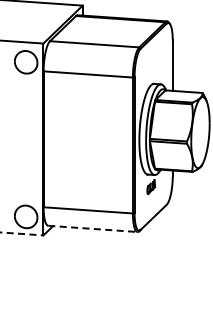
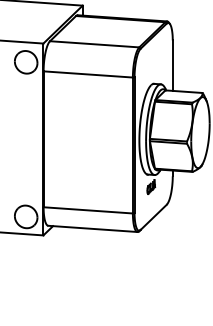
line: dashed -> solid (92, 228)
line: dashed -> solid (22, 233)
